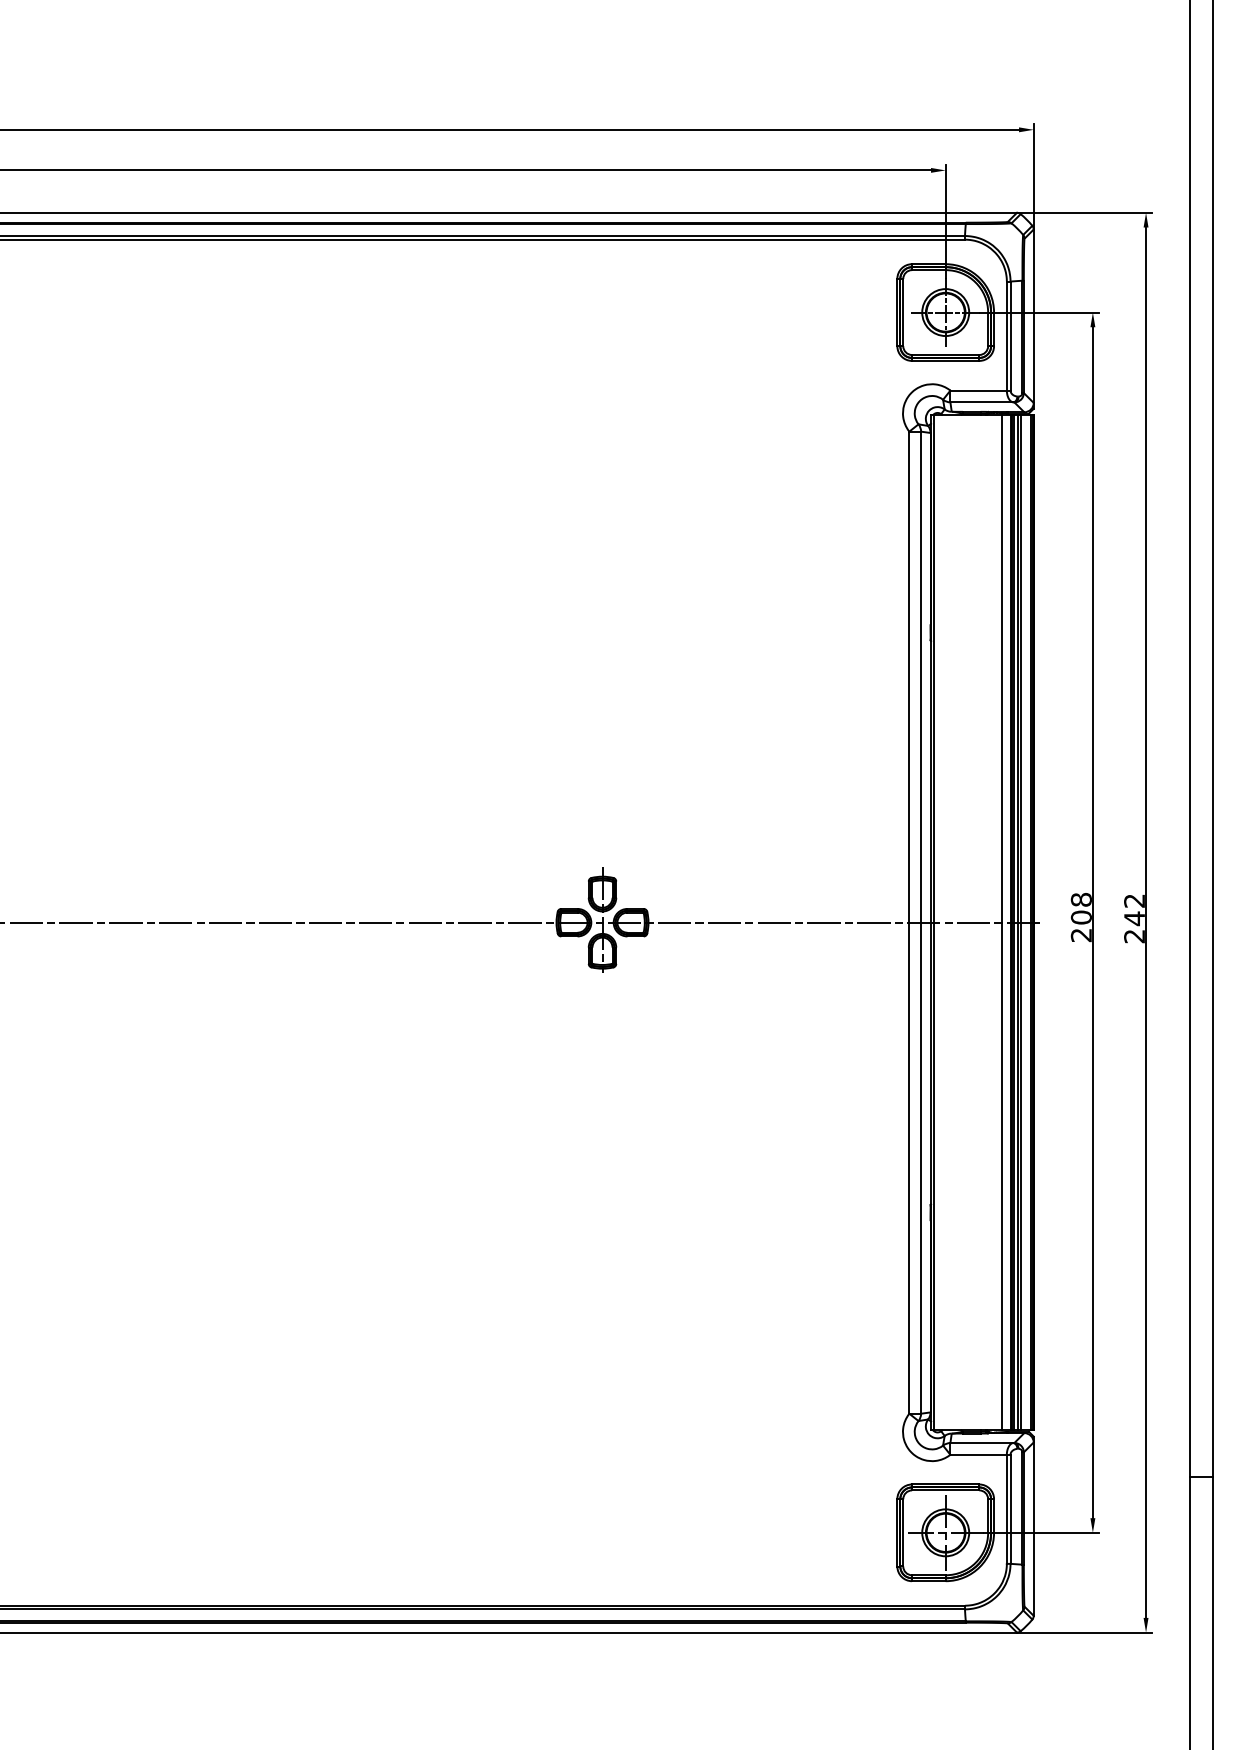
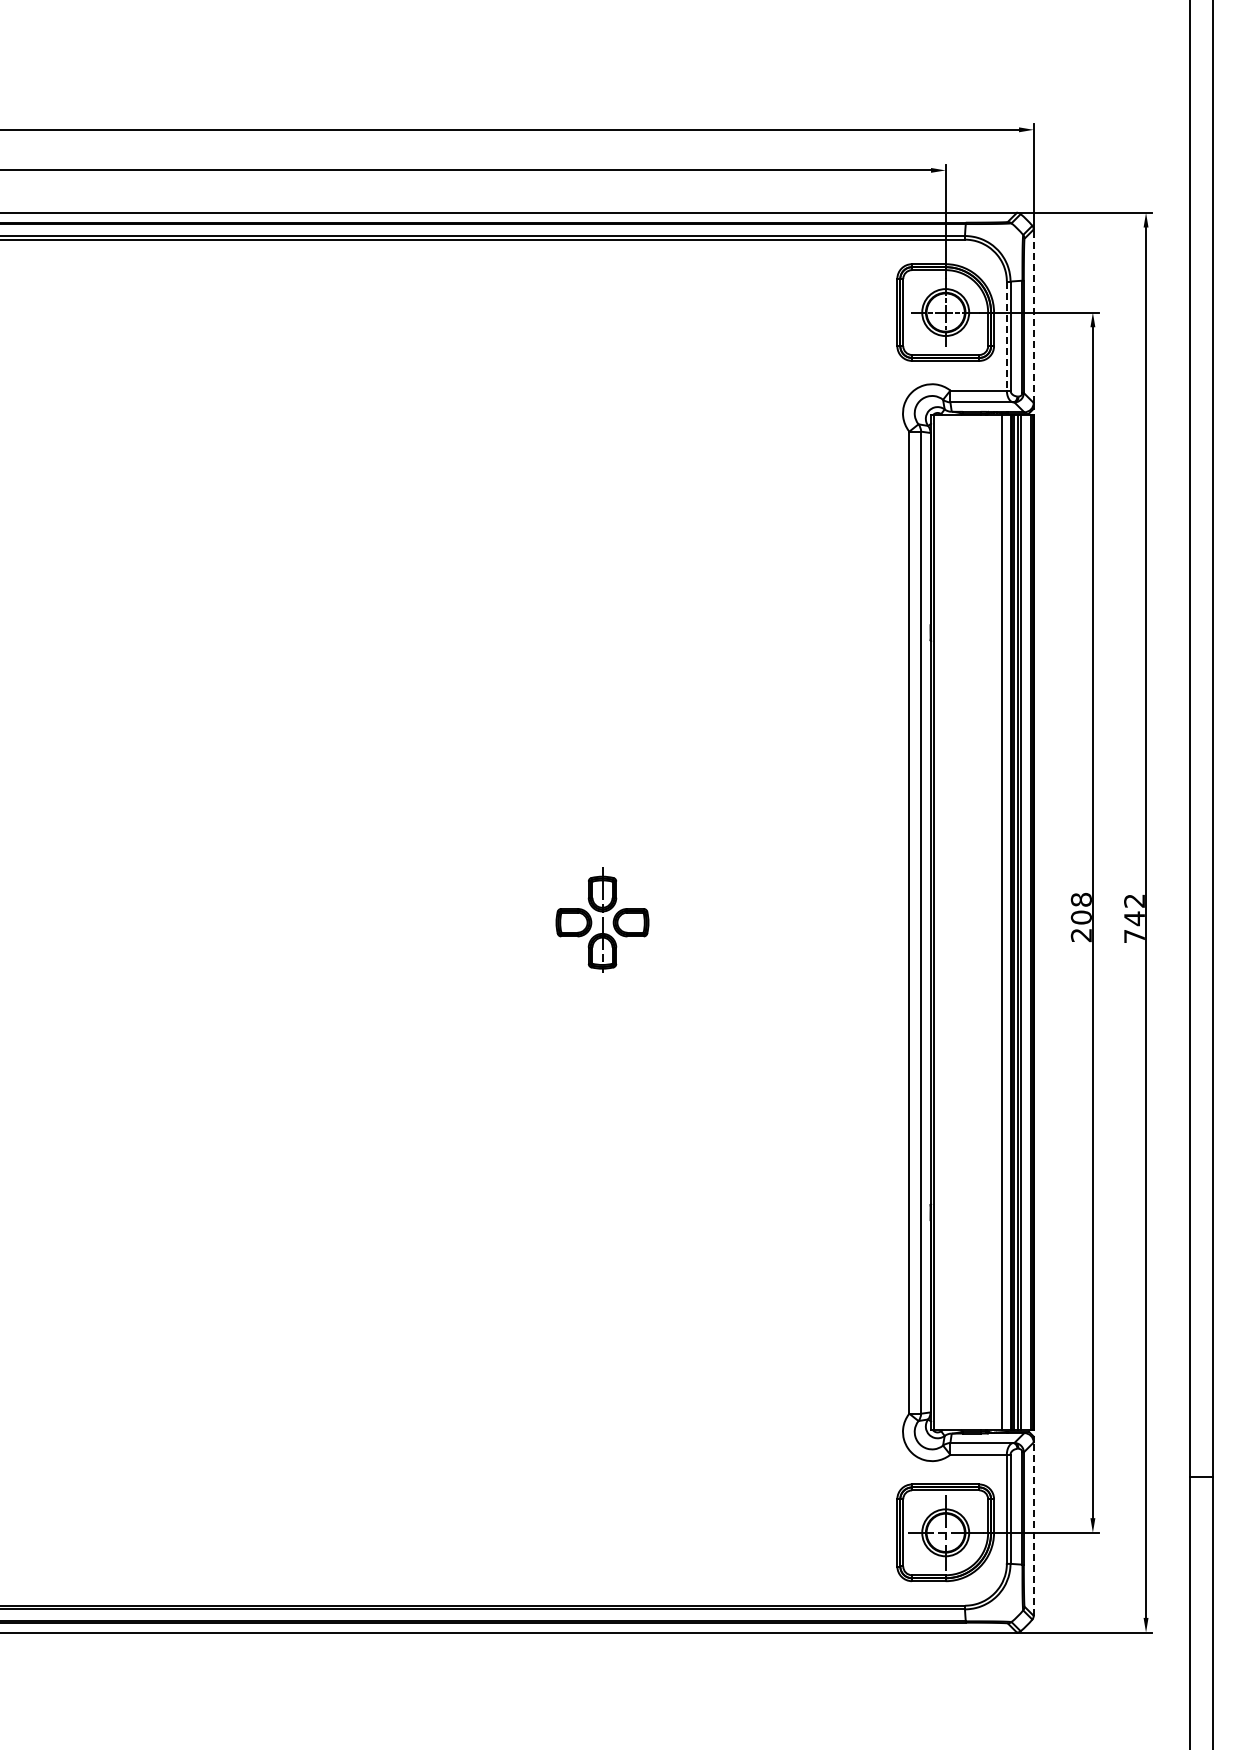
line: solid -> dashed (1033, 316)
line: solid -> dashed (1006, 336)
line: present -> none (521, 922)
text: 242 -> 742 (1134, 936)
line: solid -> dashed (1033, 1529)
